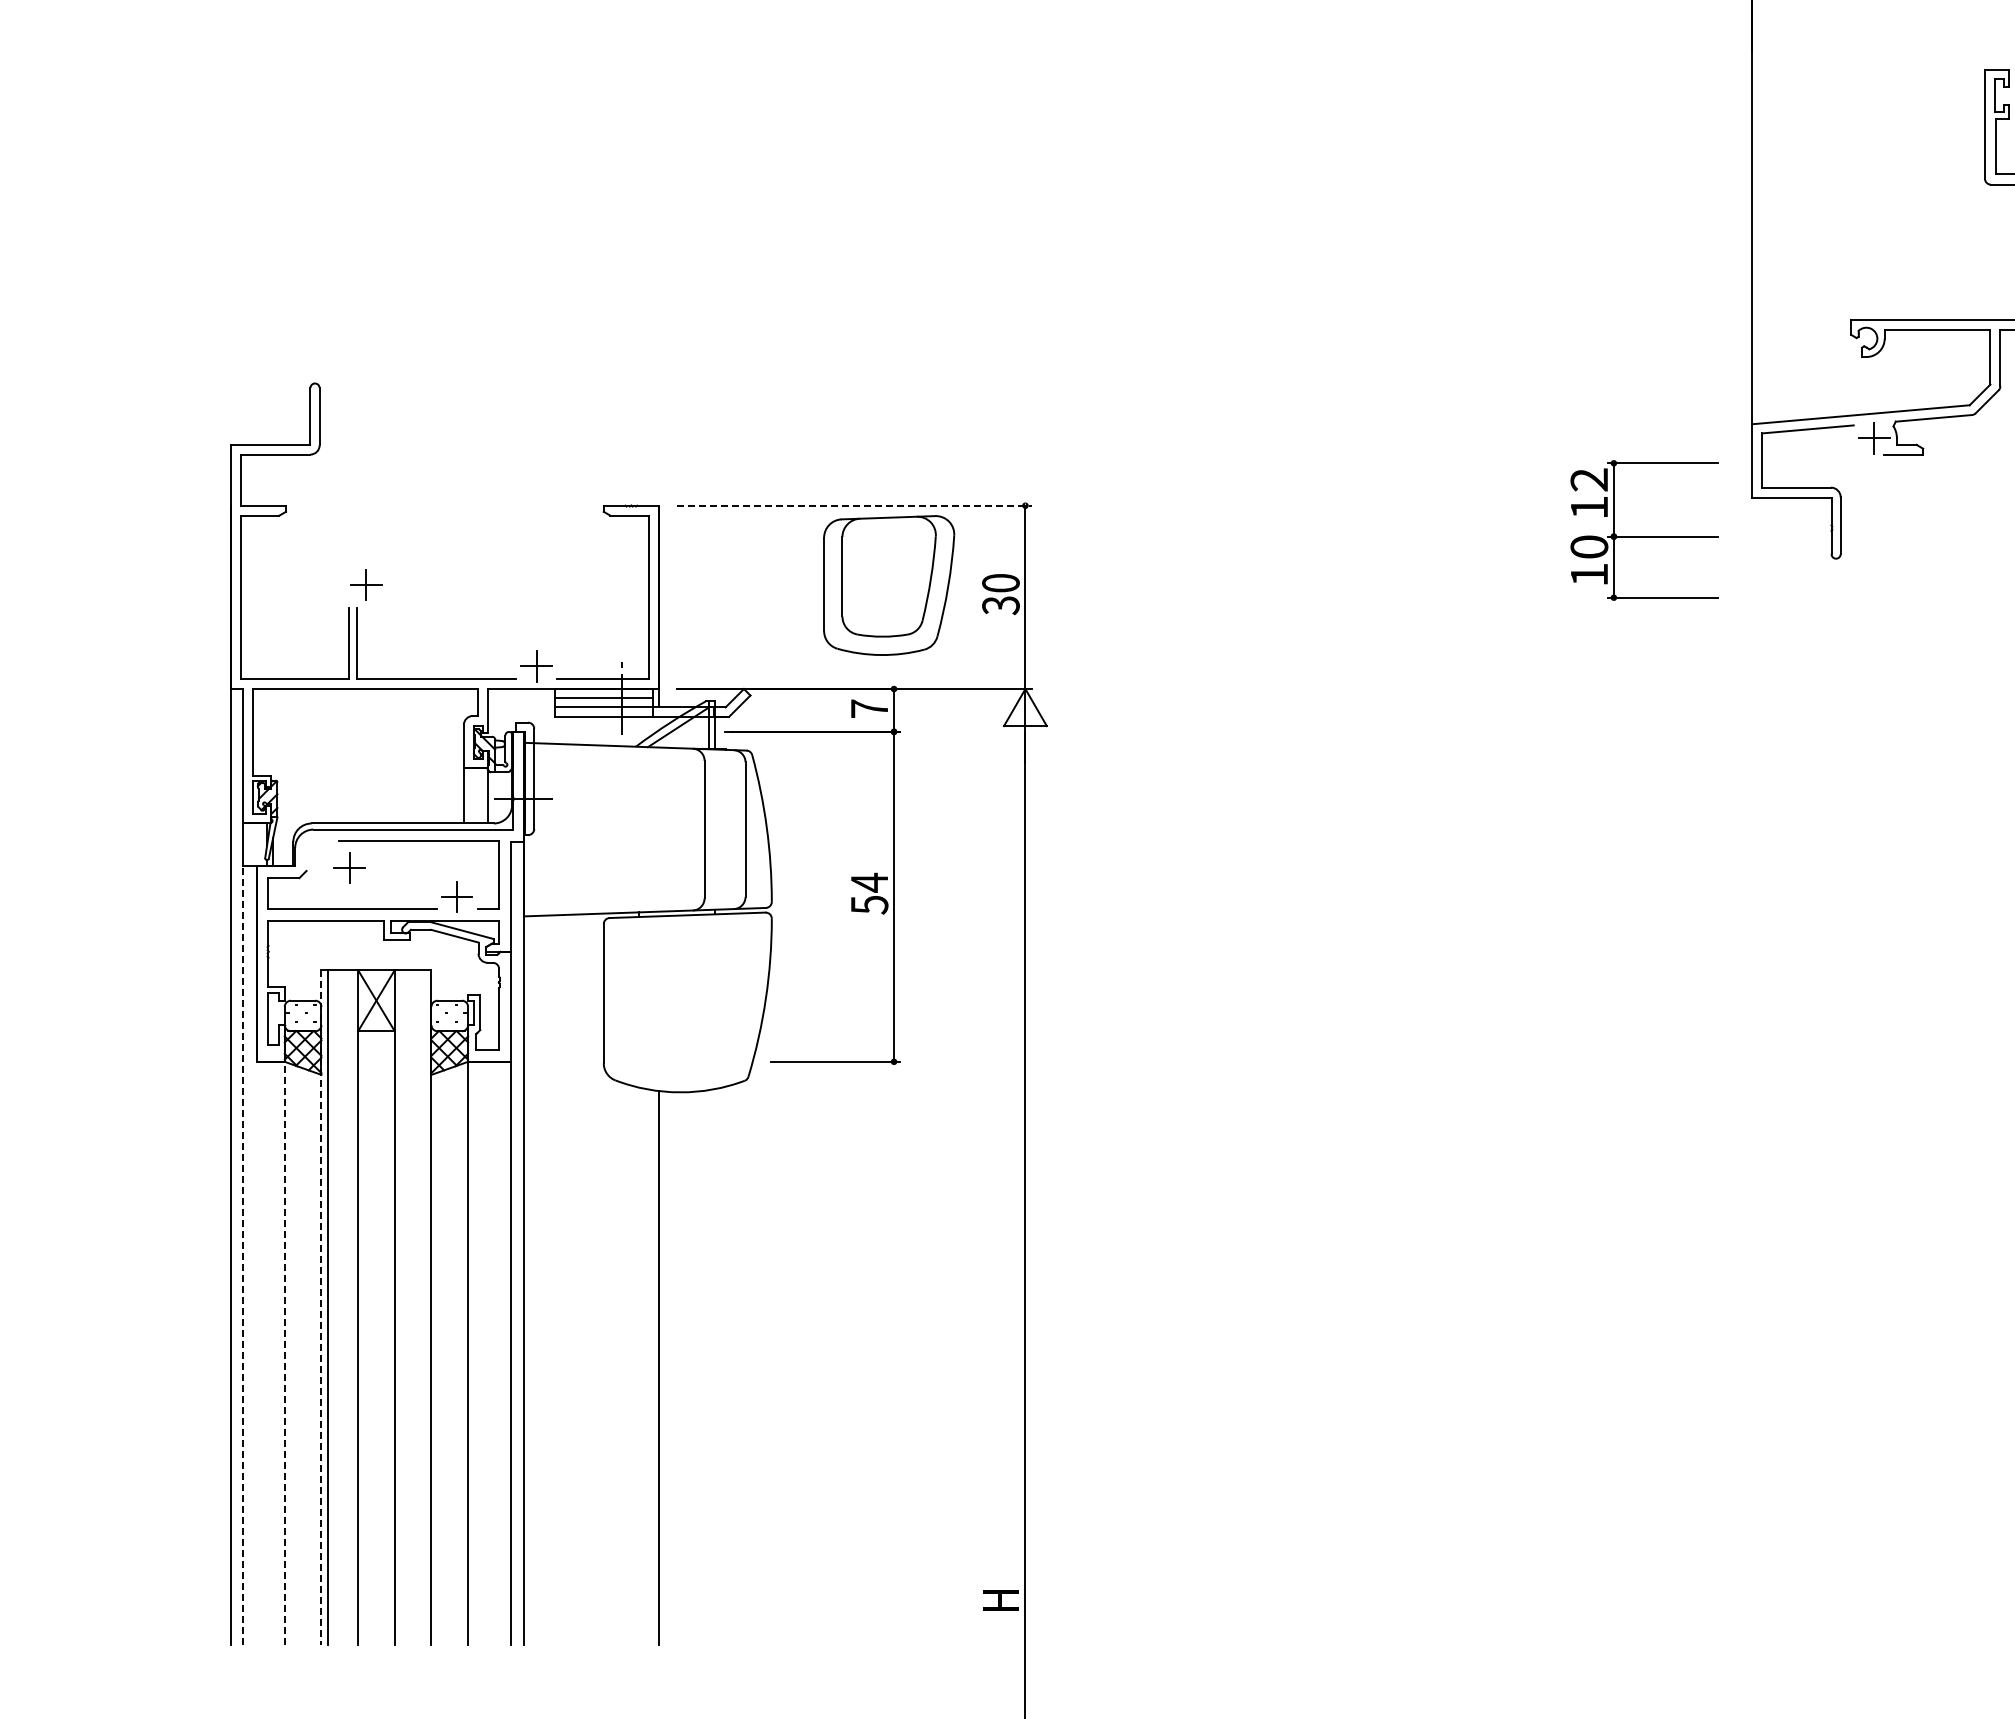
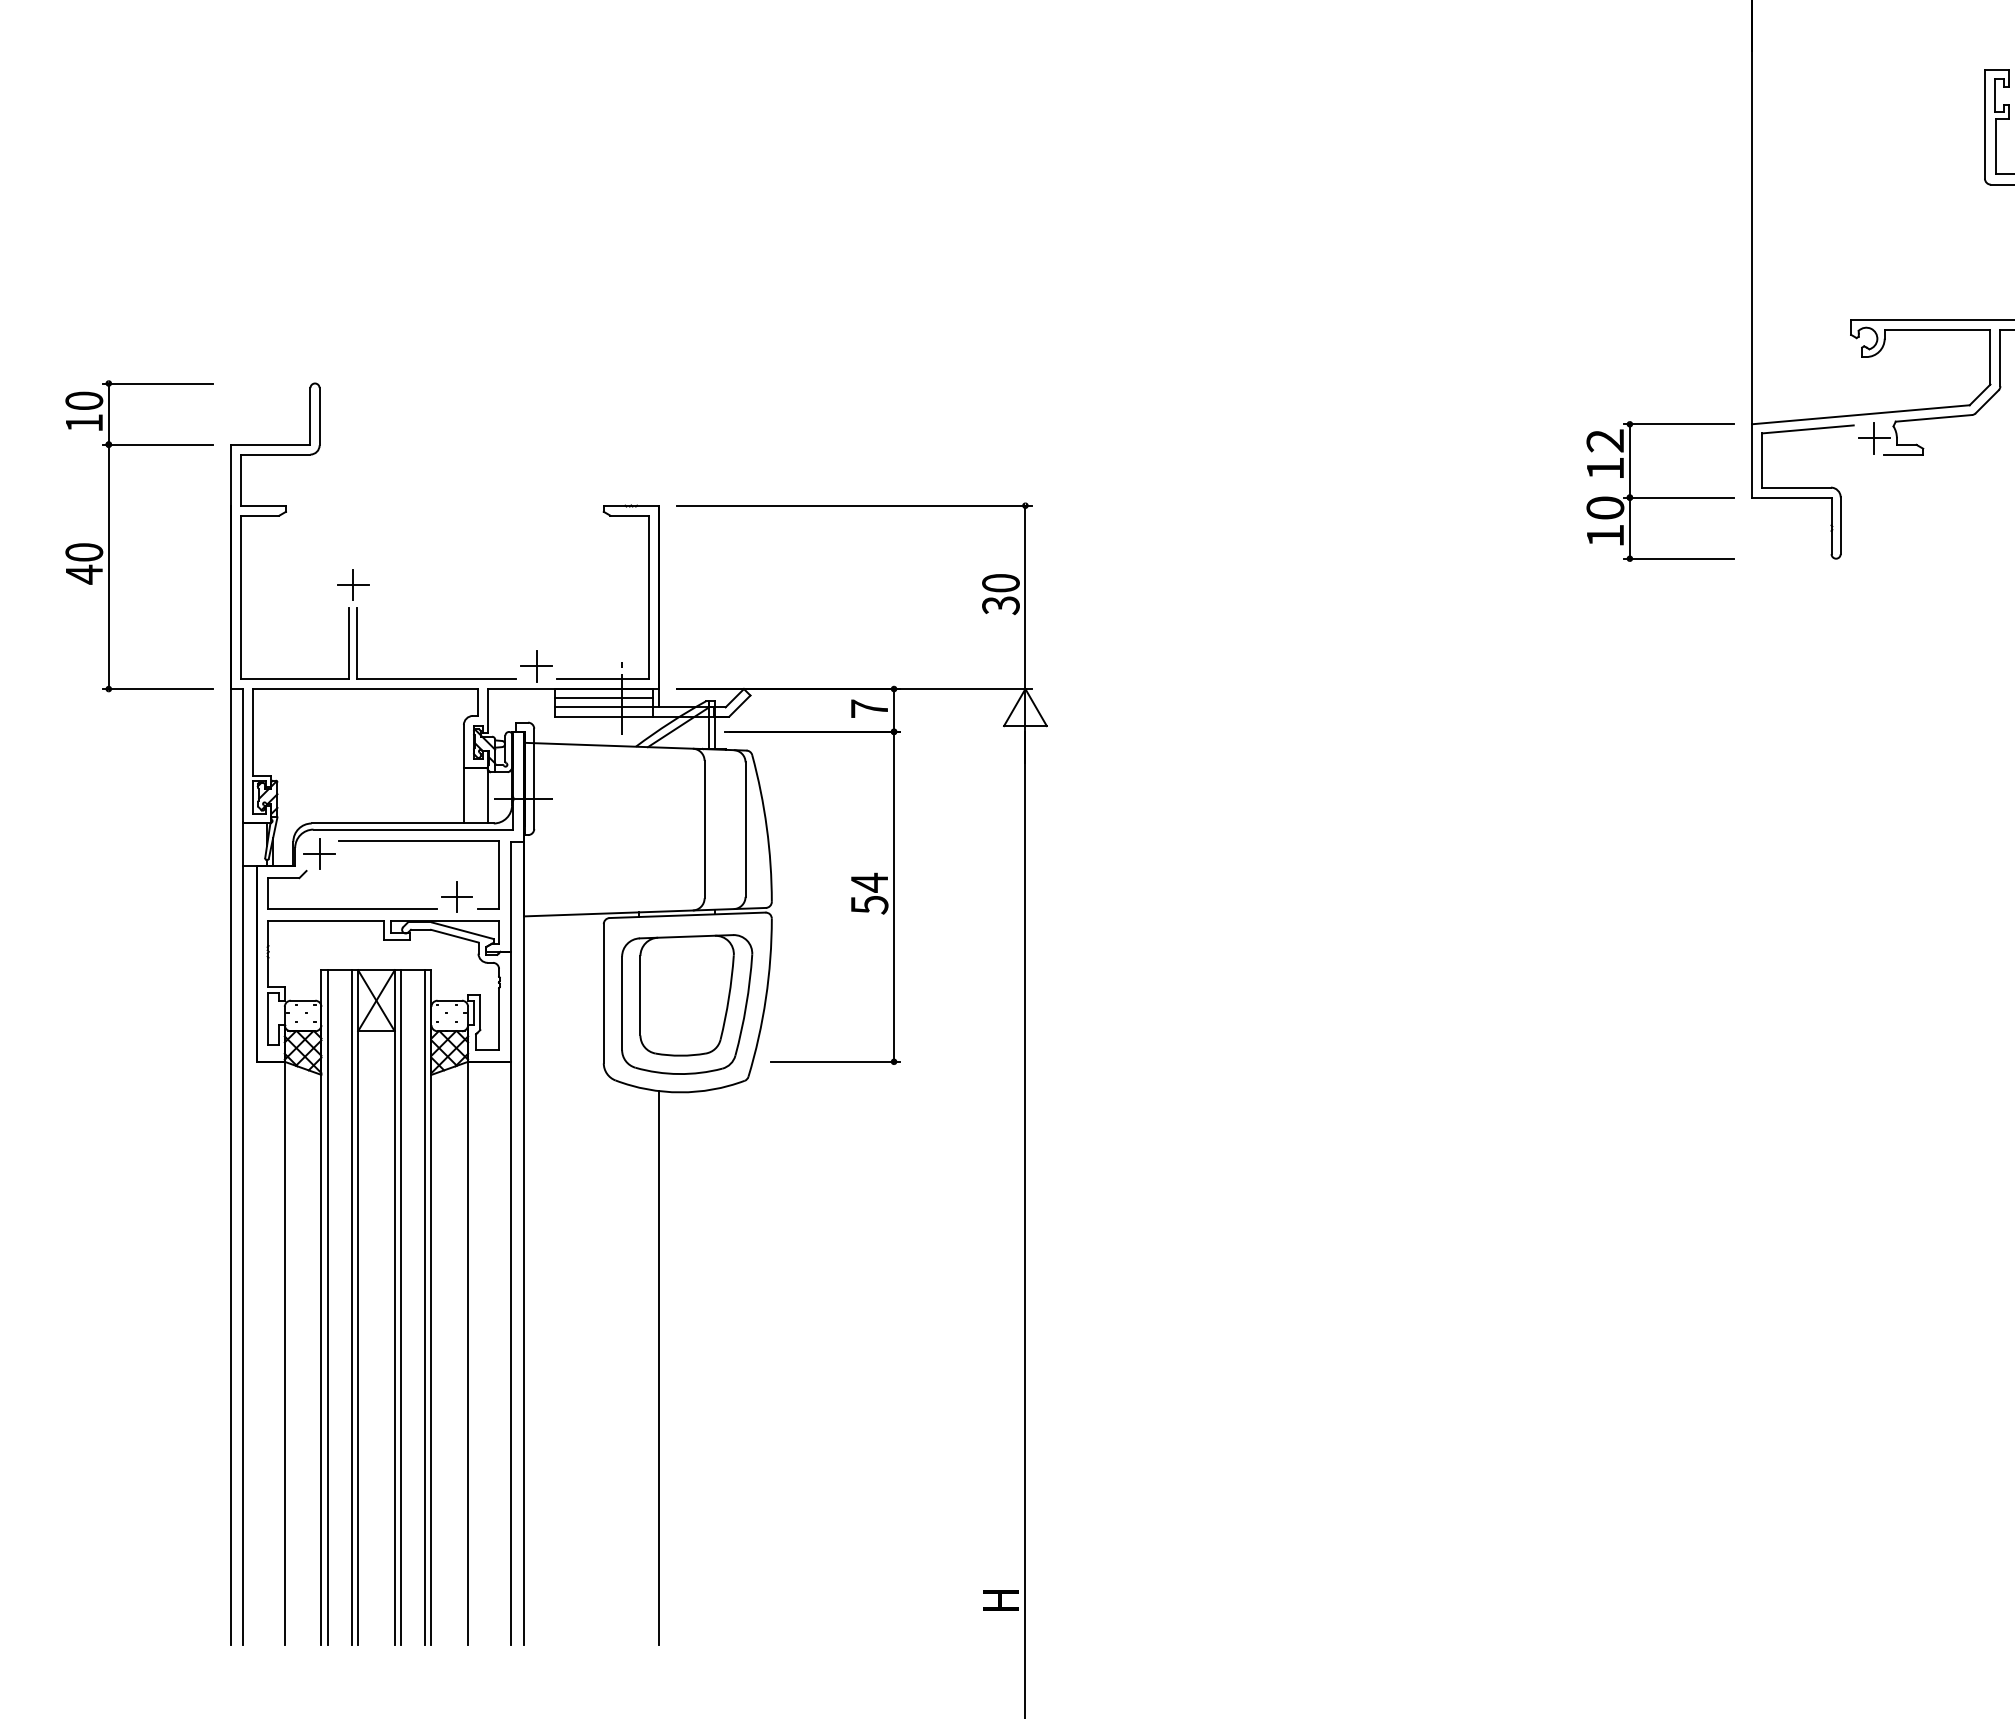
line: dashed -> solid (854, 505)
part position: (1644, 530) -> (1660, 491) (1660, 491)
part: none -> present (109, 536)
part position: (366, 584) -> (353, 584) (353, 584)
part position: (889, 585) -> (687, 1004) (687, 1004)
part position: (349, 867) -> (319, 853) (319, 853)
line: dashed -> solid (243, 1255)
line: dashed -> solid (321, 1307)
line: none -> present (352, 1307)
line: none -> present (400, 1307)
line: none -> present (425, 1307)
line: dashed -> solid (284, 1353)
